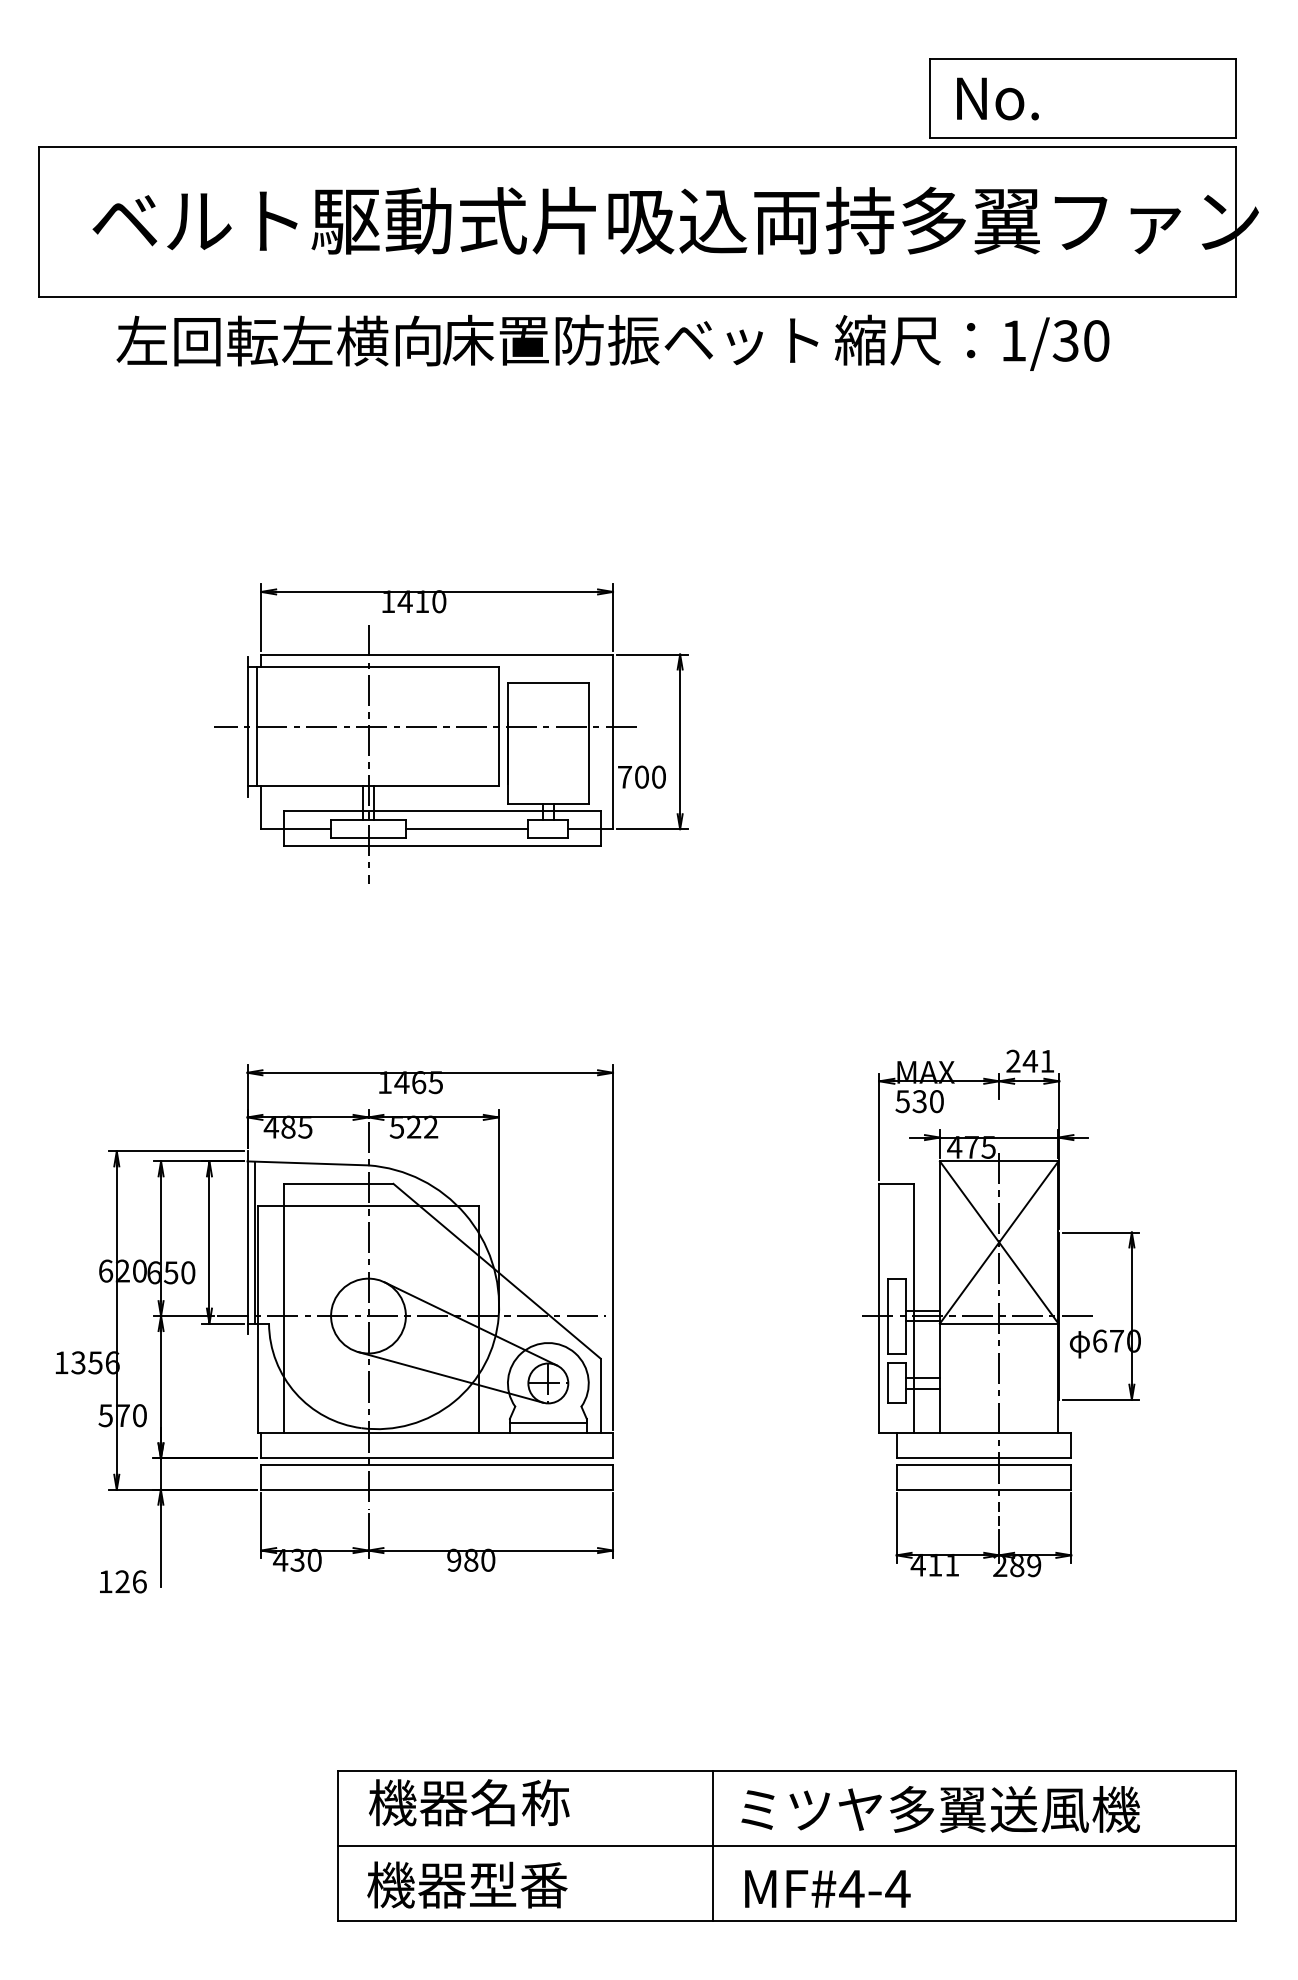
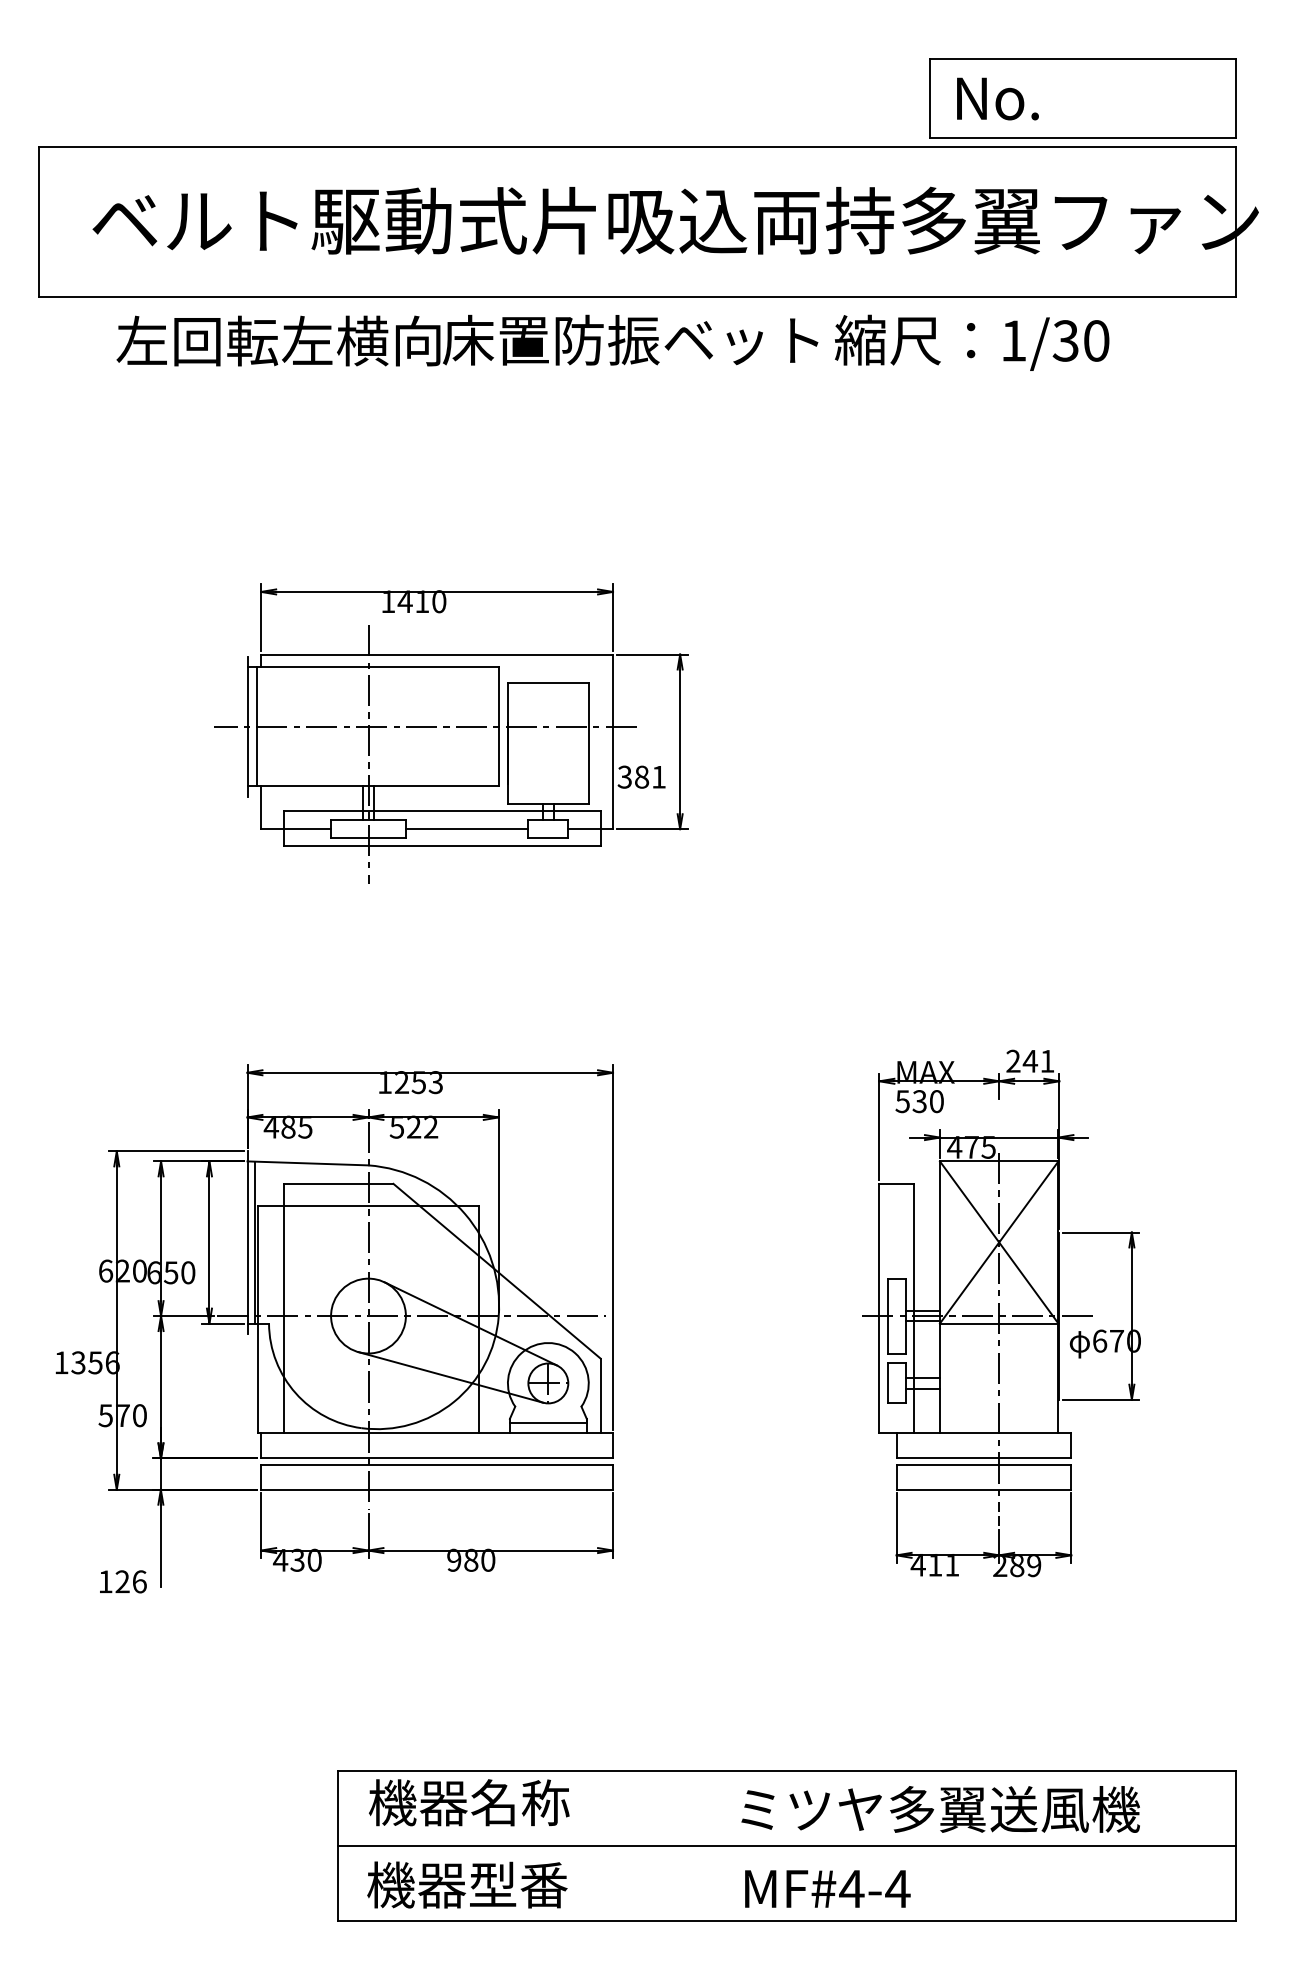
text: 700 -> 381 (641, 776)
text: 1465 -> 1253 (418, 1082)
line: present -> none (712, 1845)
